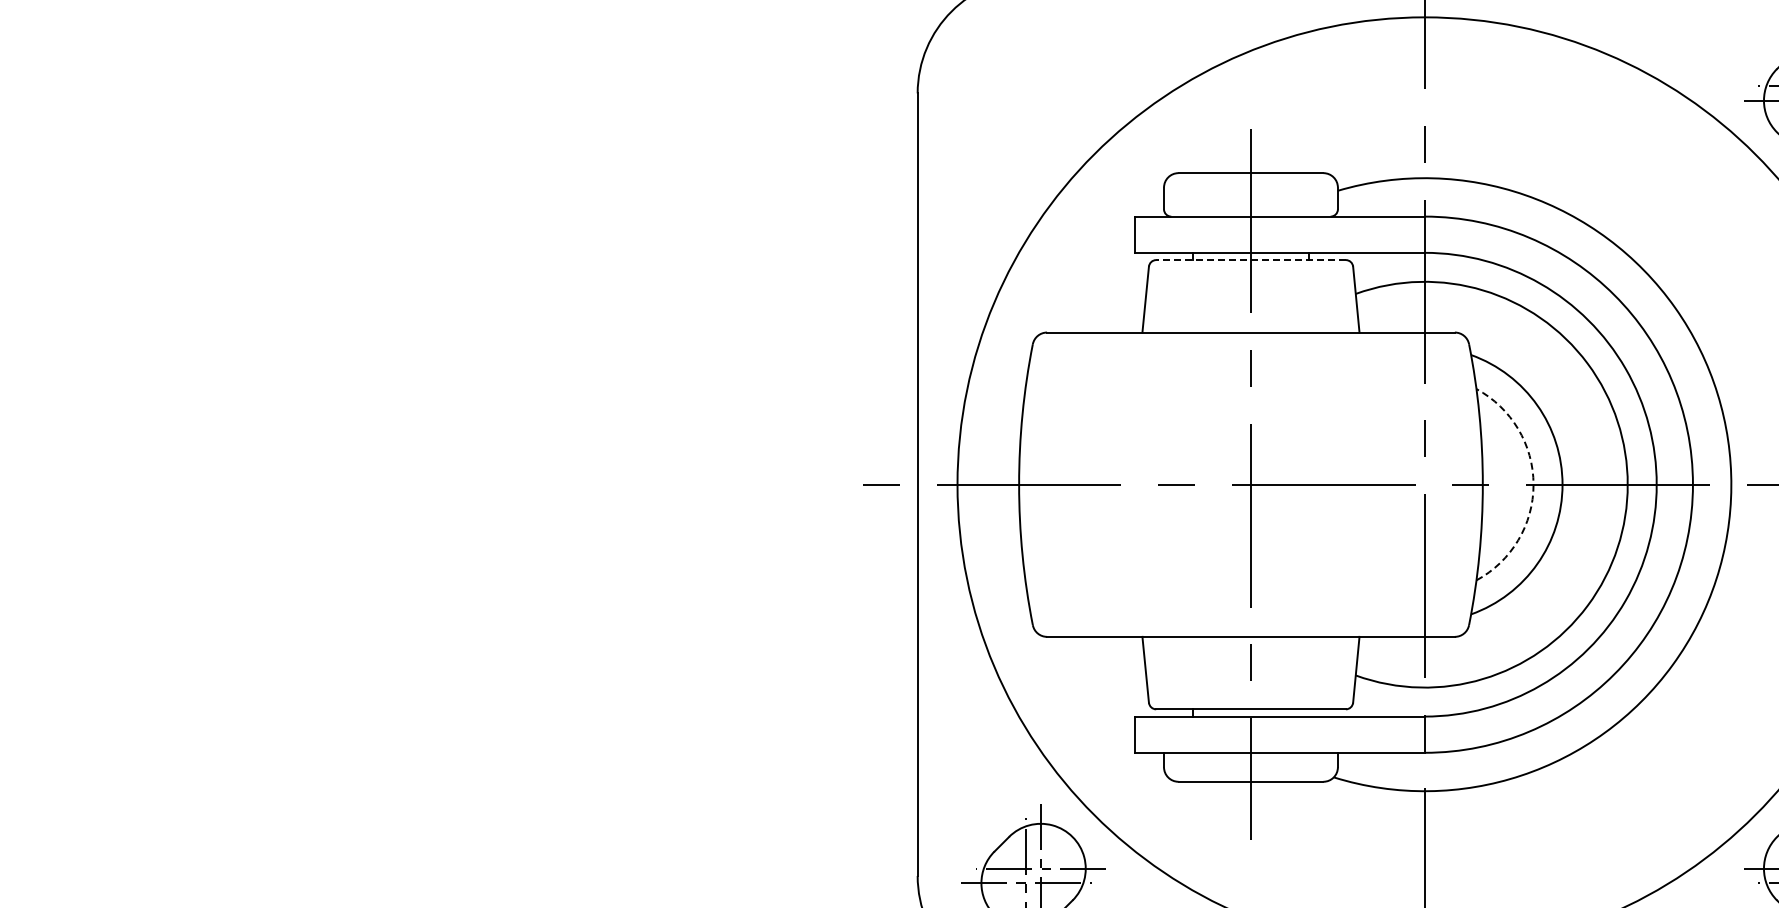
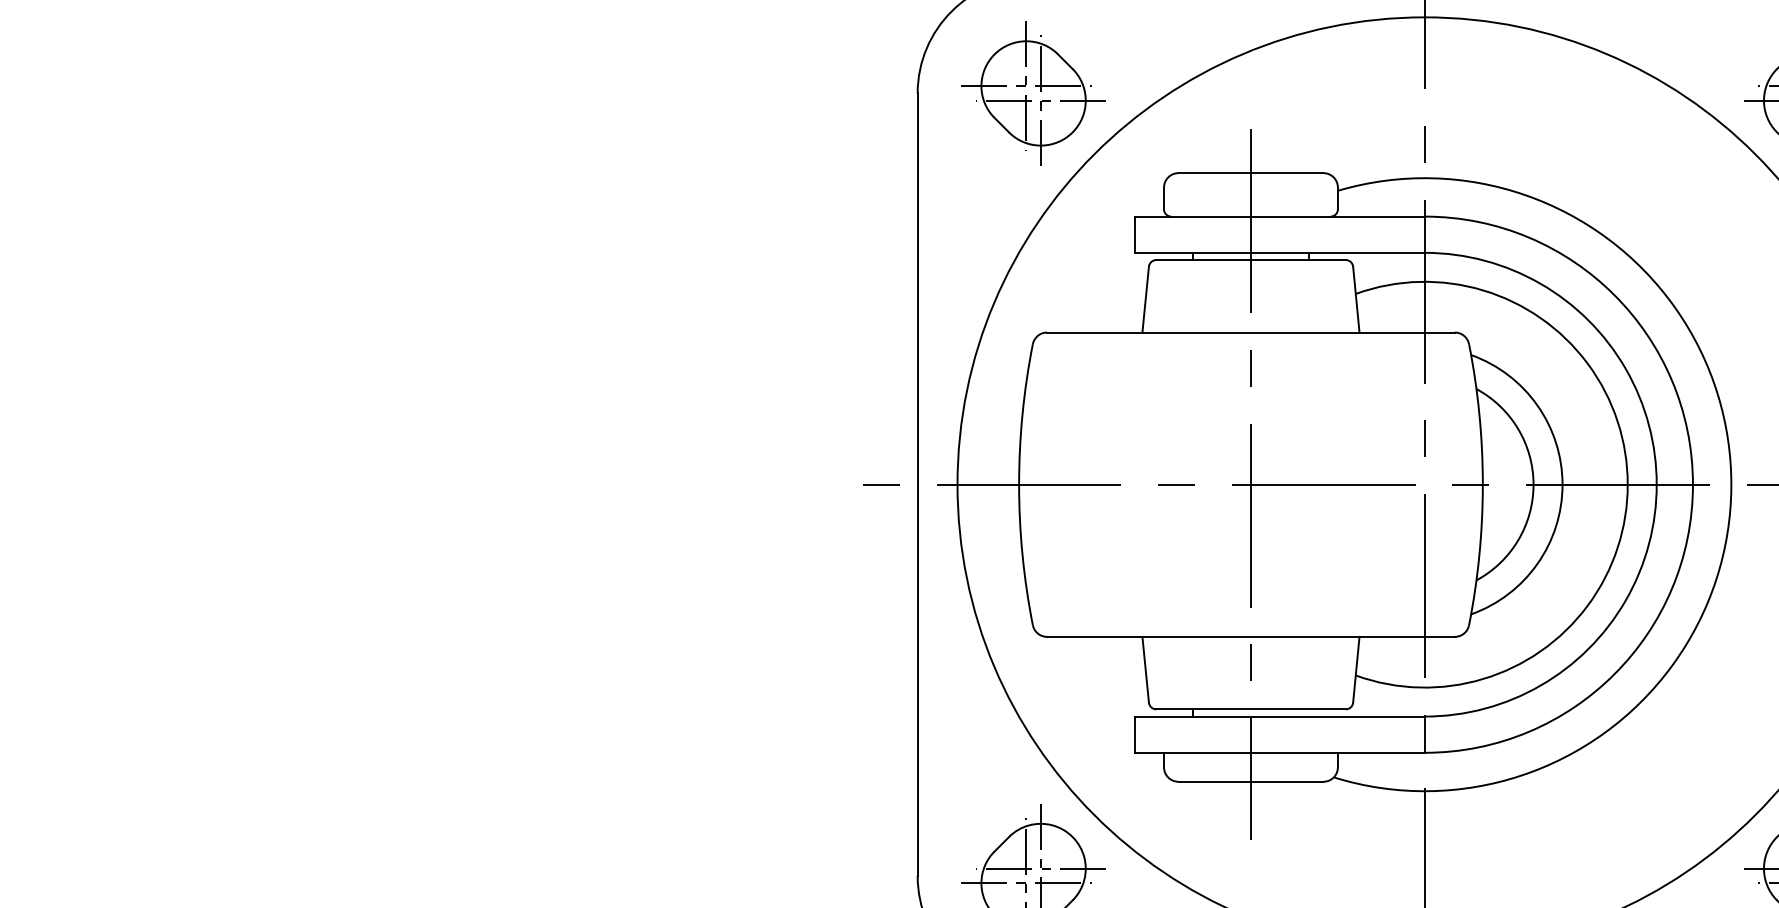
part: none -> present (1033, 93)
line: dashed -> solid (1251, 260)
arc: dashed -> solid (1533, 484)
